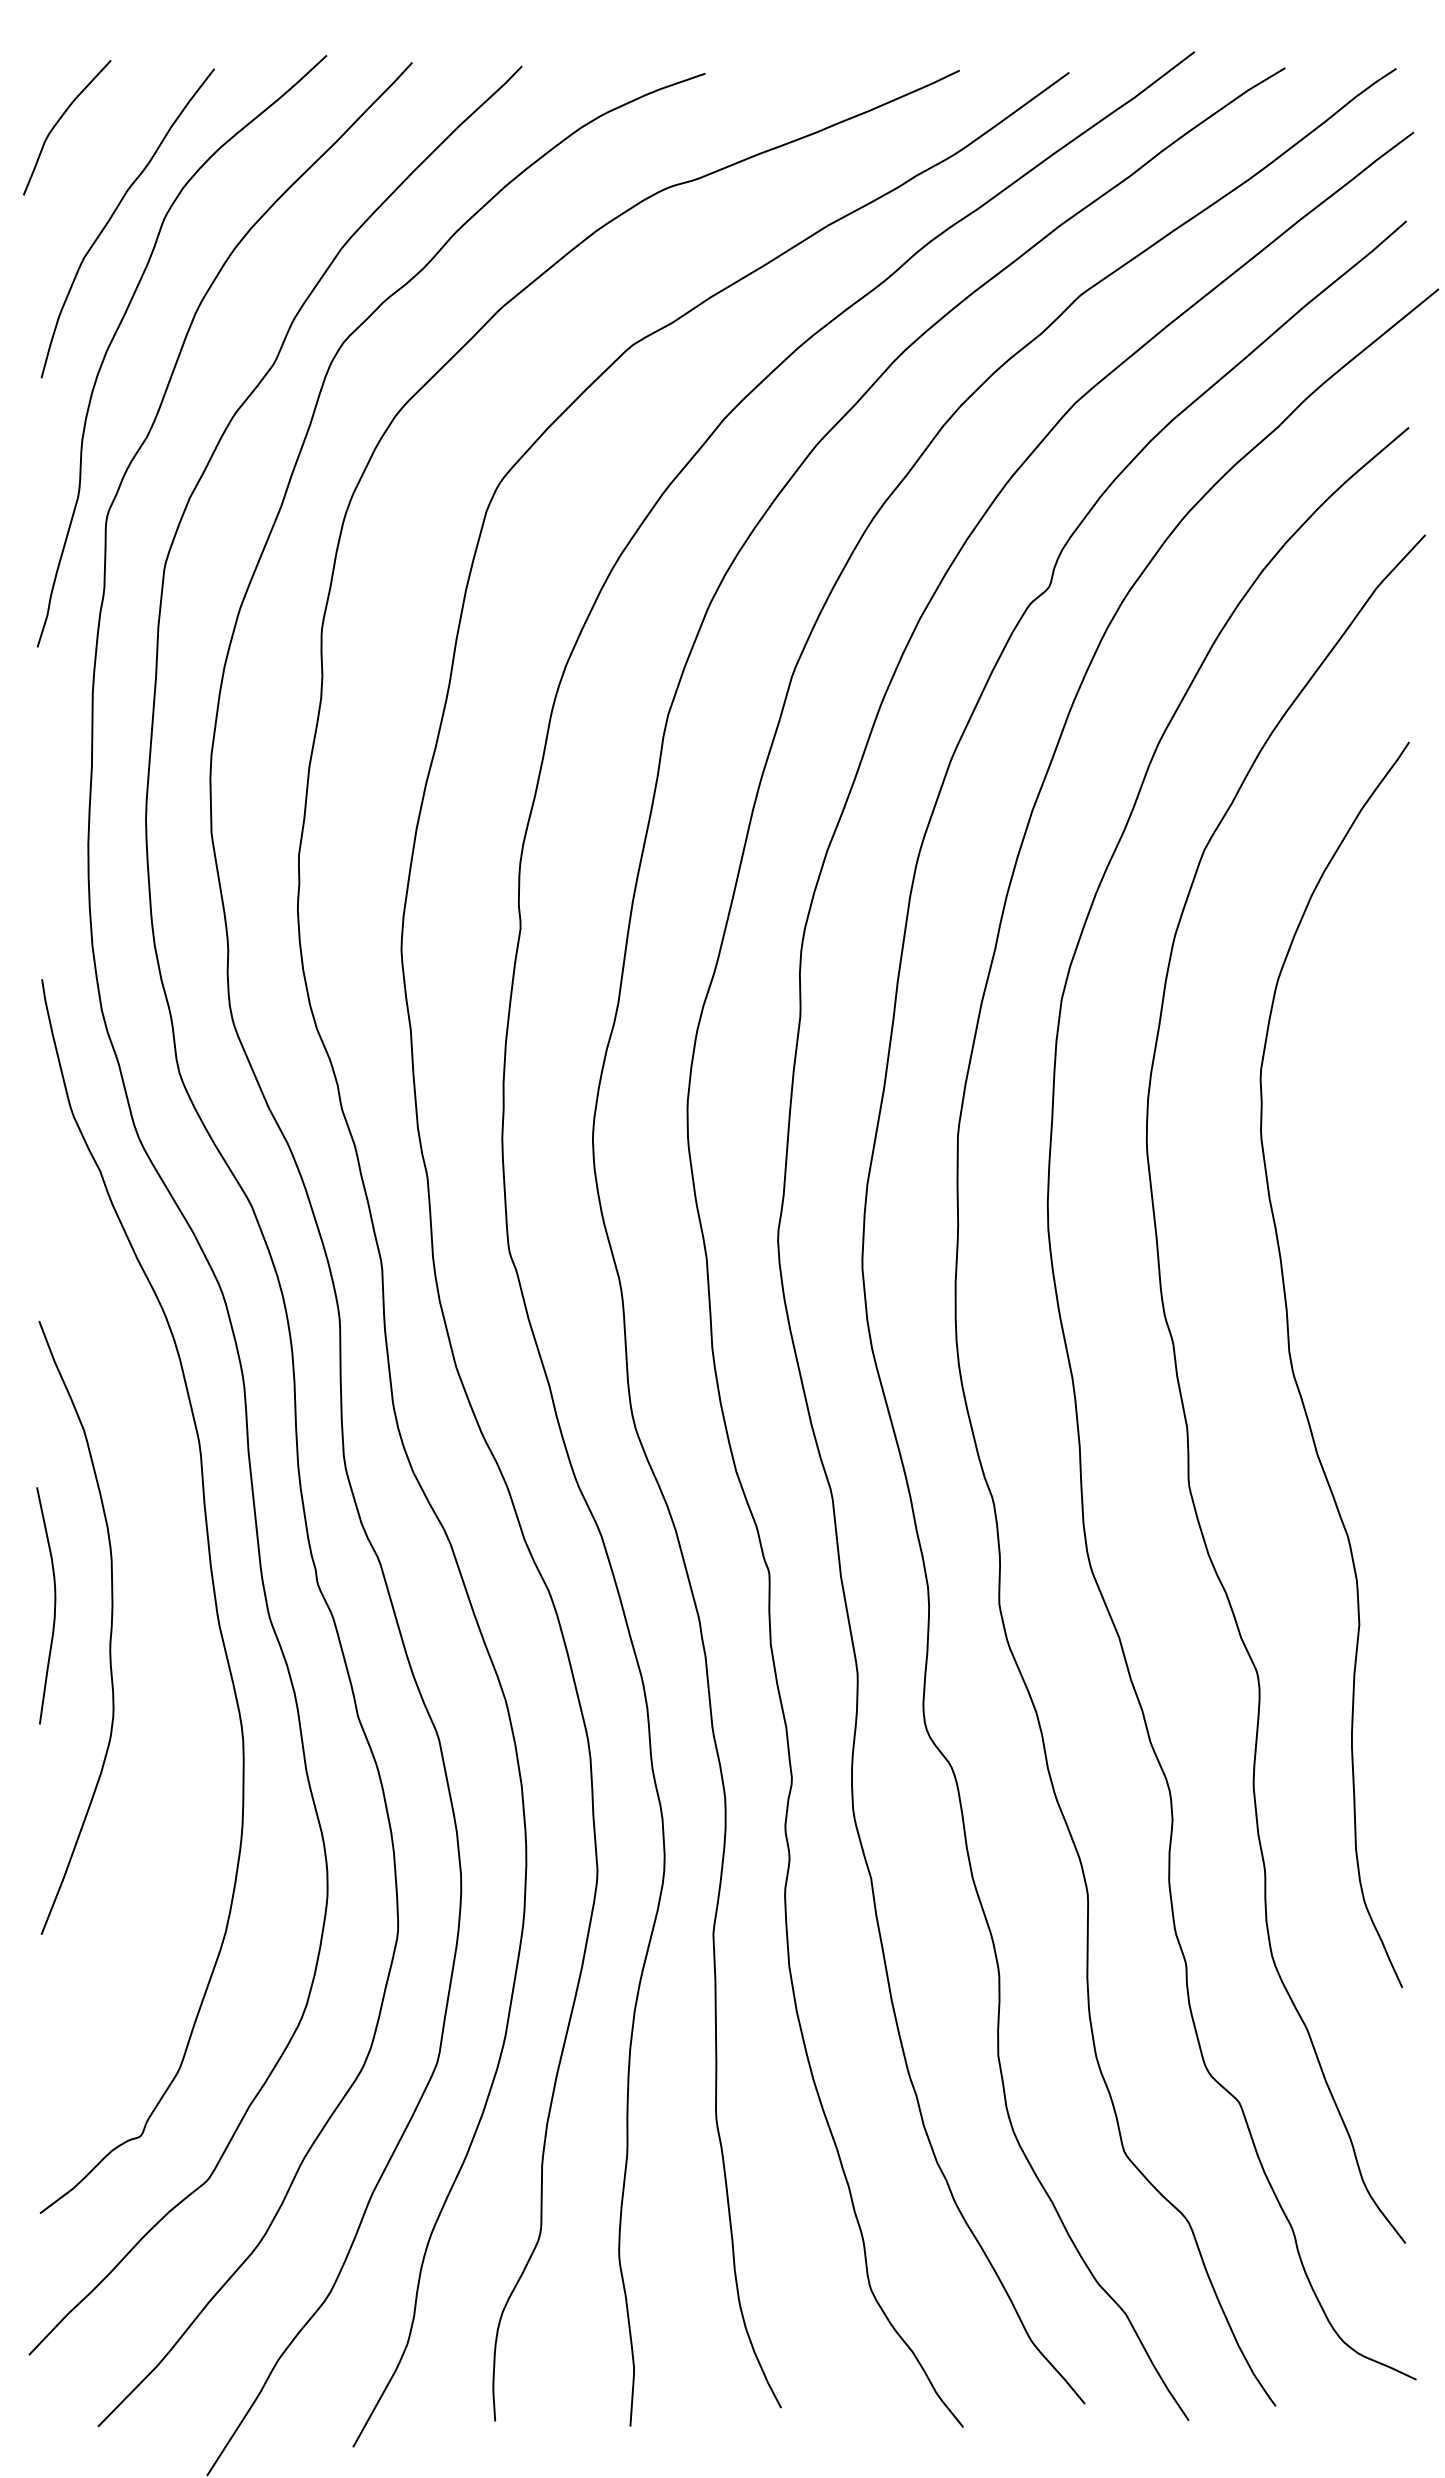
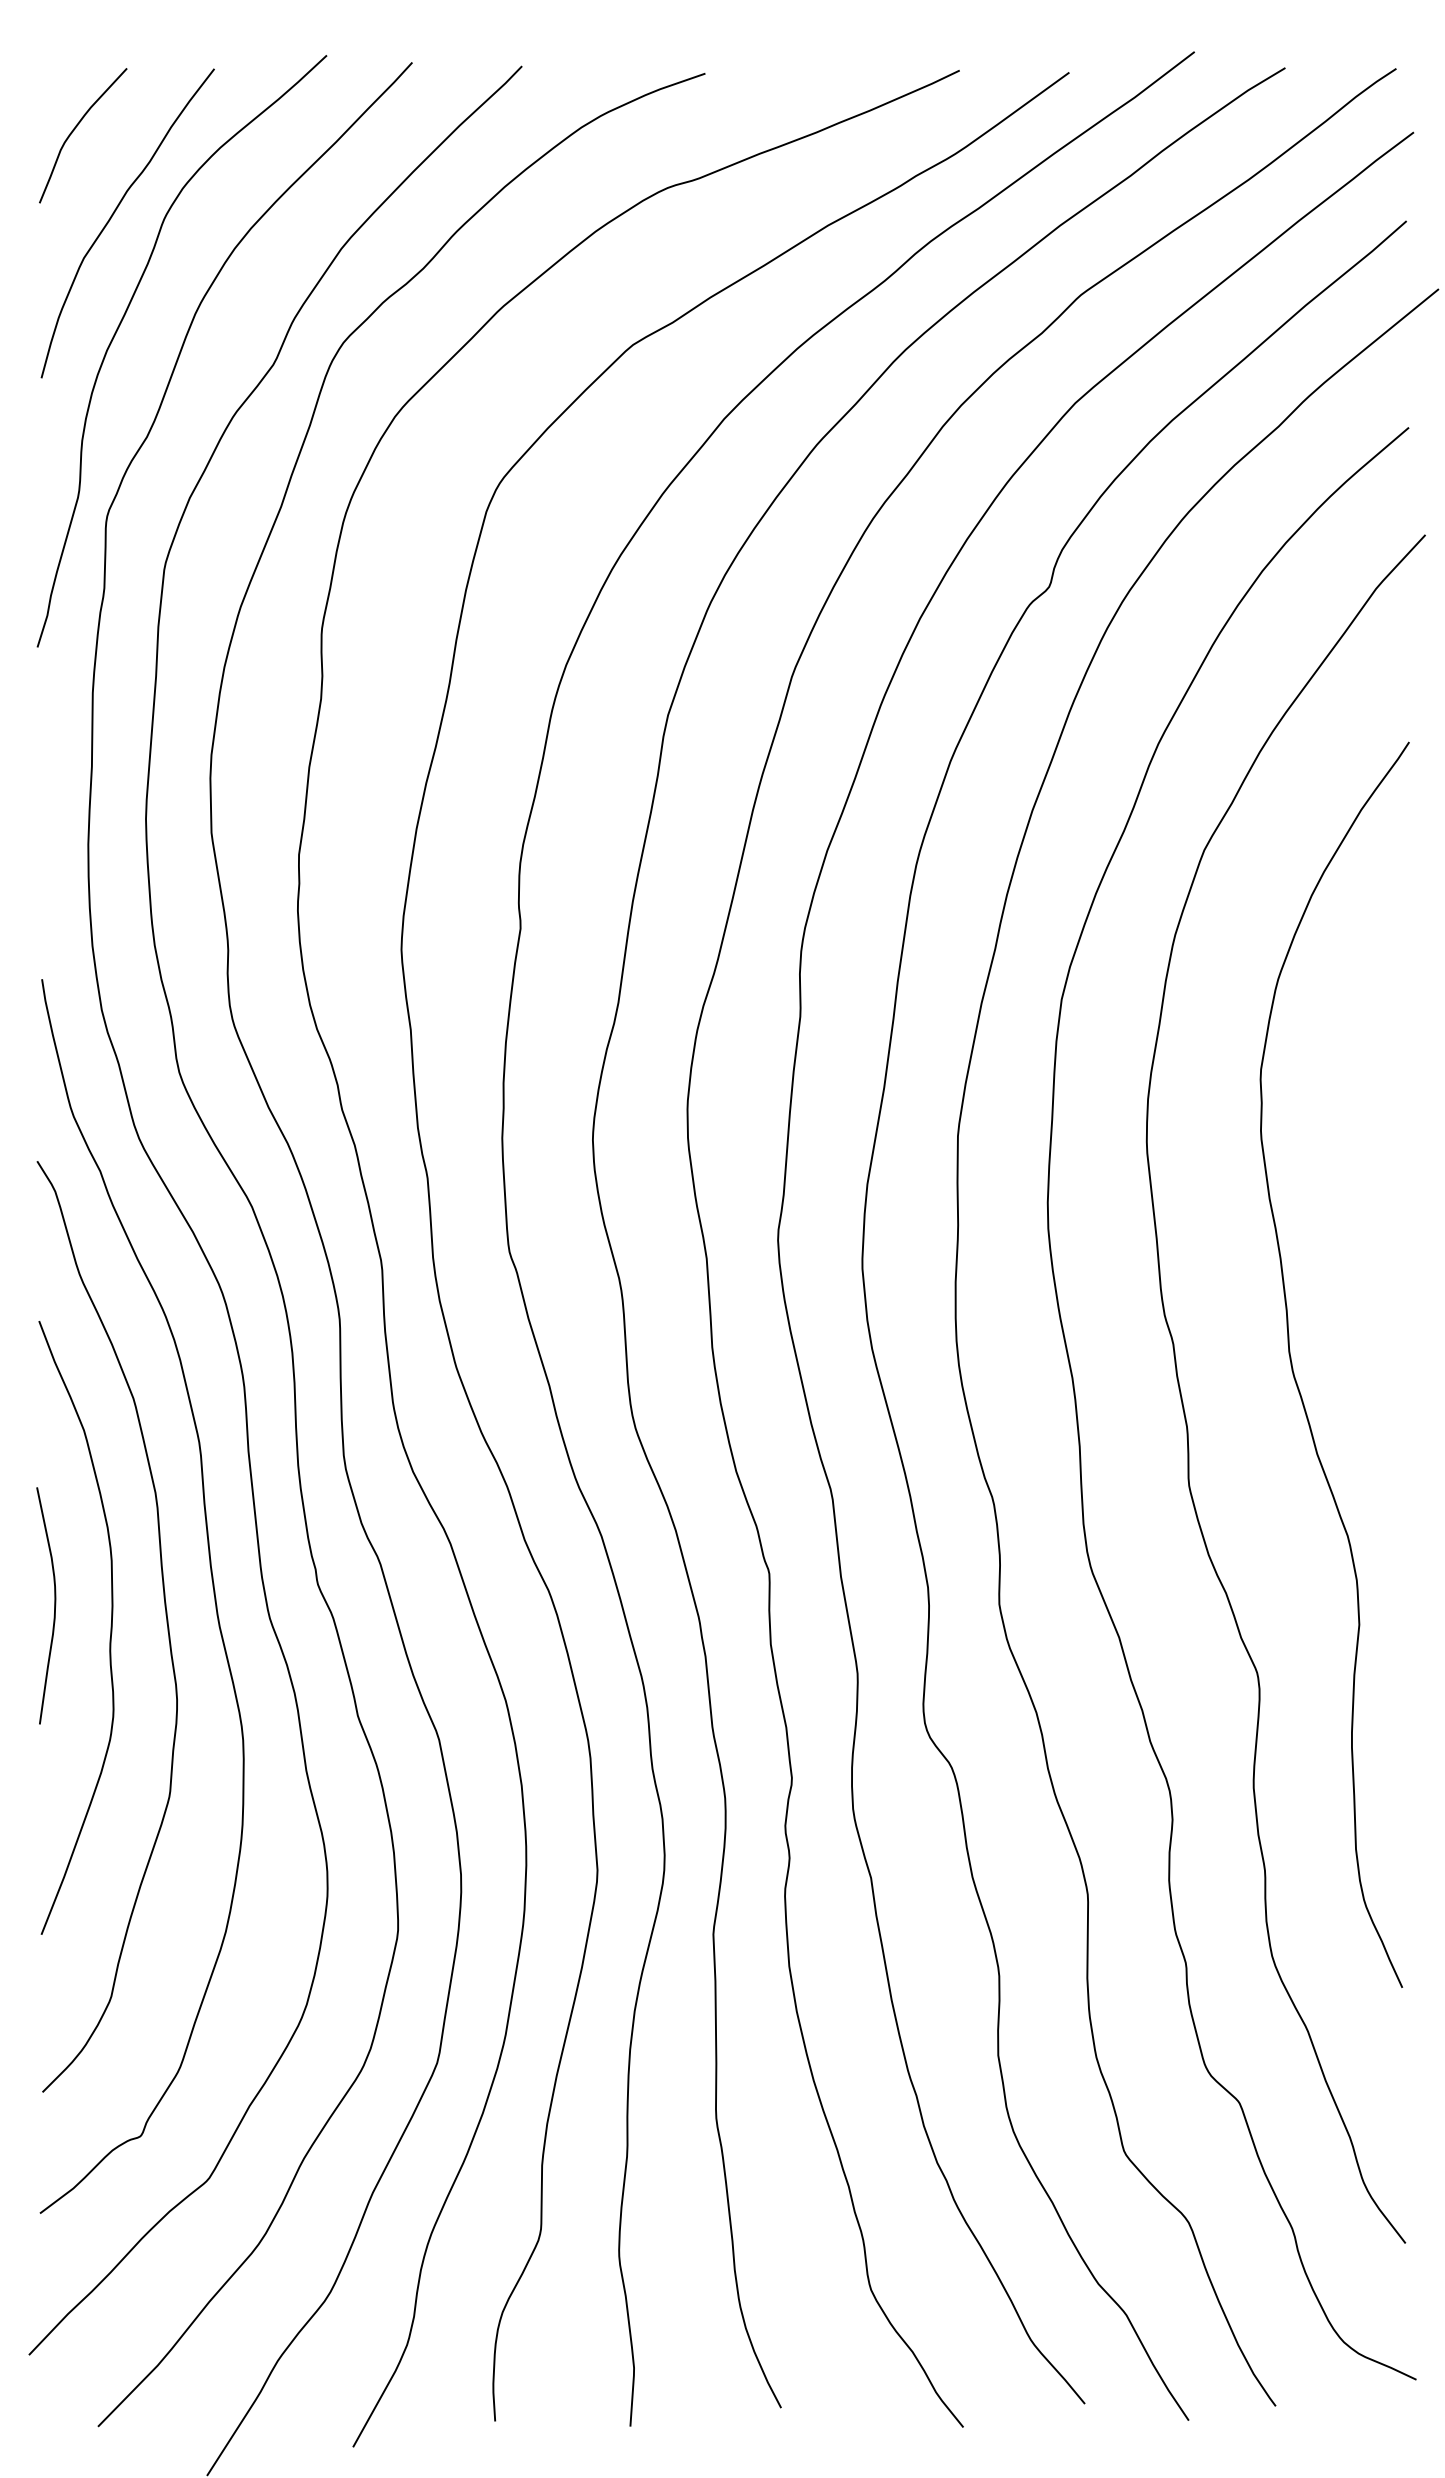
curve position: (59, 121) -> (75, 129) (75, 129)
curve: none -> present (165, 1615)
